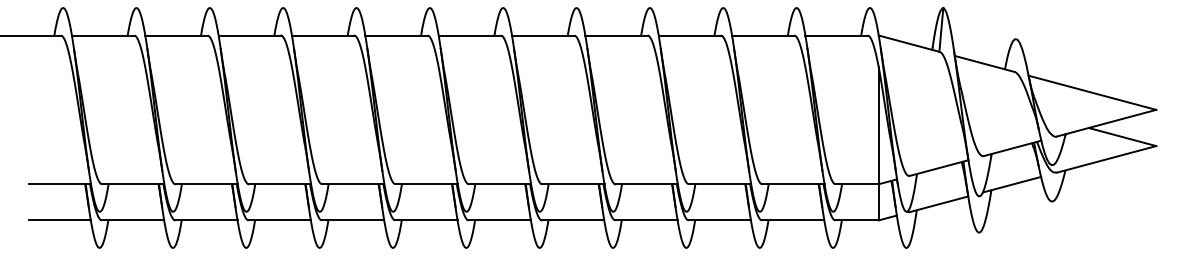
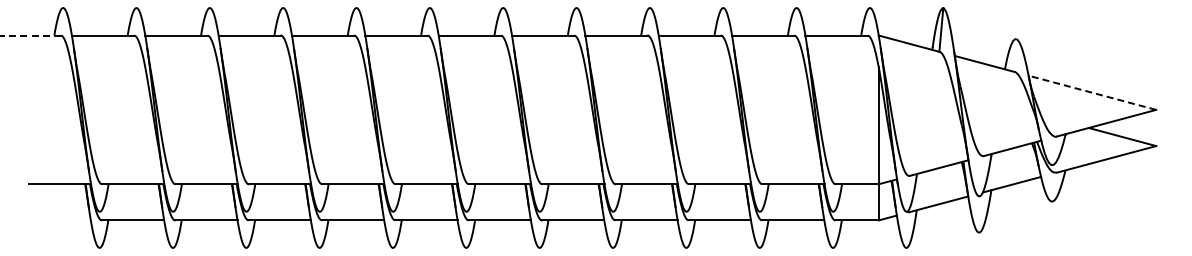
line: solid -> dashed (30, 35)
line: solid -> dashed (1091, 92)
line: present -> none (59, 220)
